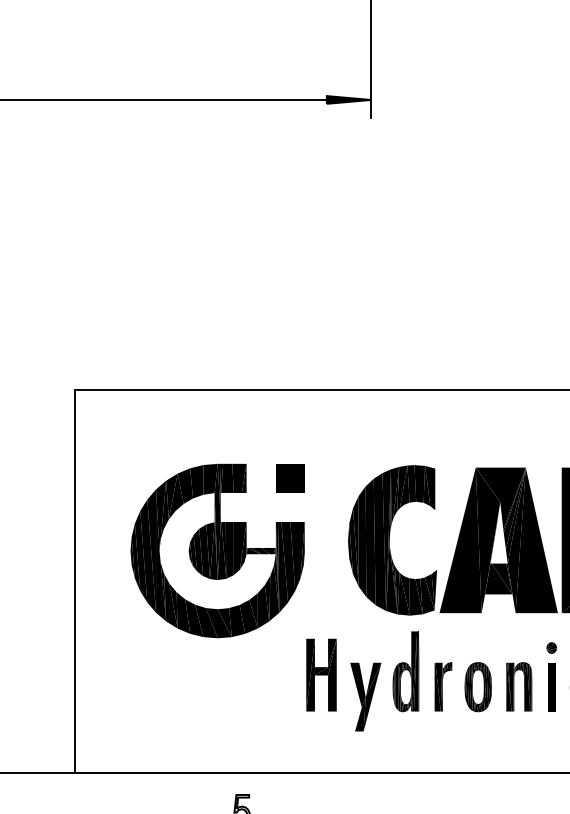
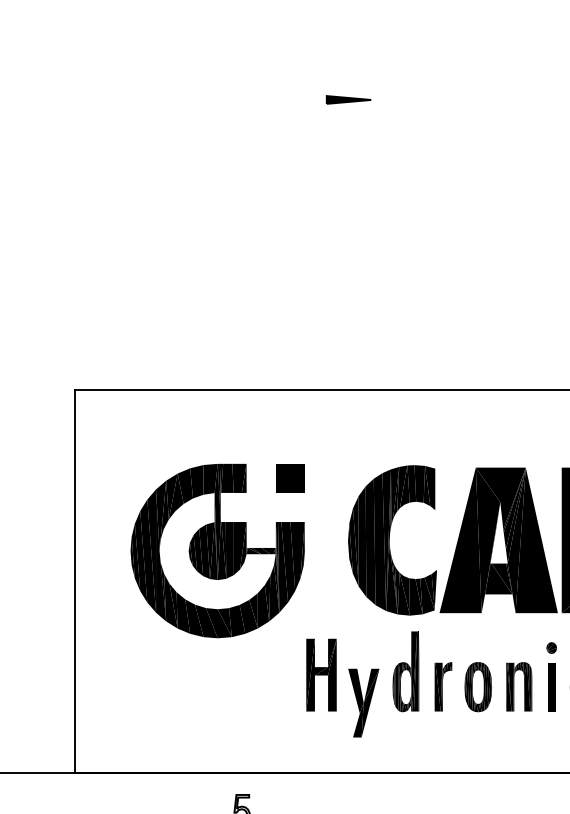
line: present -> none (371, 59)
line: present -> none (164, 99)
part position: (365, 696) -> (363, 702) (363, 702)
